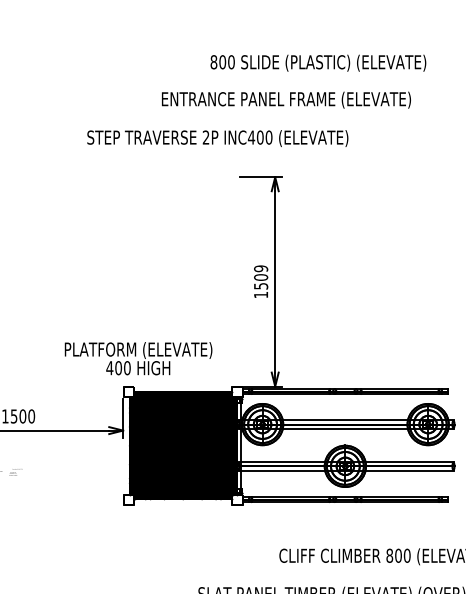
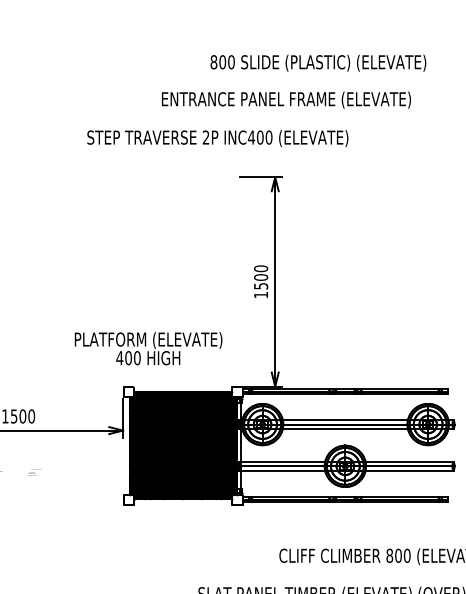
text: 1509 -> 1500 (261, 268)
text position: (138, 358) -> (148, 348) (148, 348)
text position: (15, 472) -> (34, 472) (34, 472)
